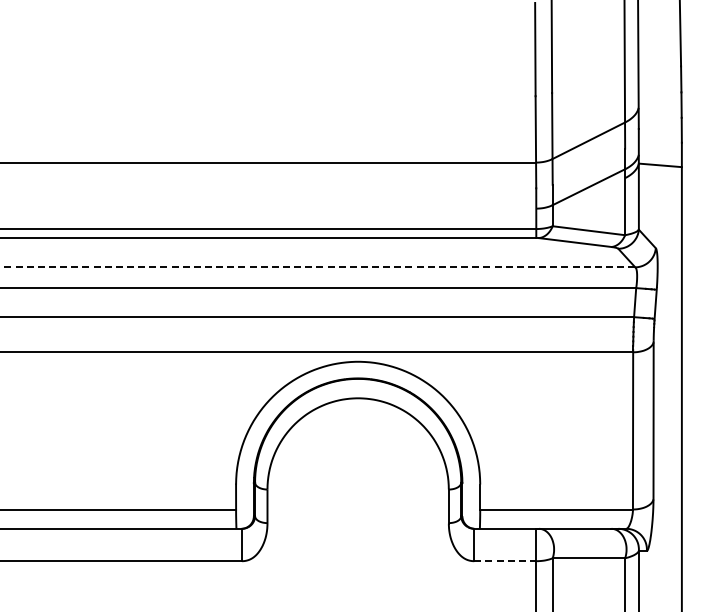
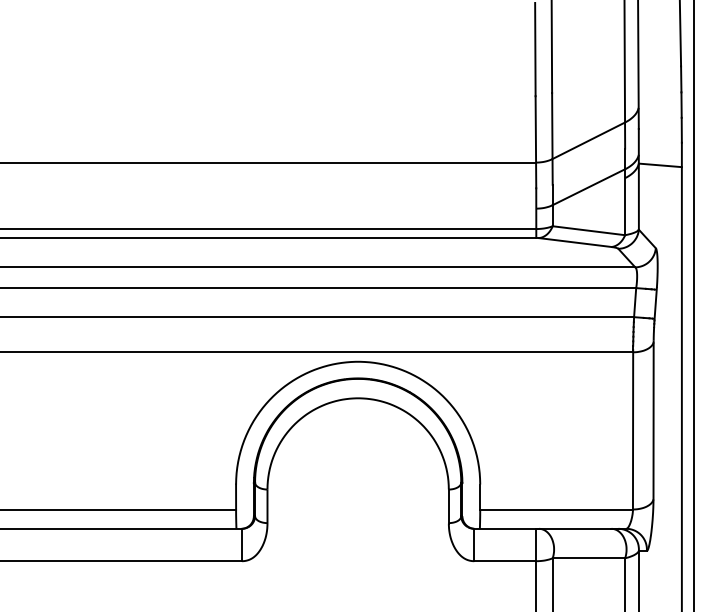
line: dashed -> solid (317, 267)
line: none -> present (694, 305)
line: dashed -> solid (505, 561)
